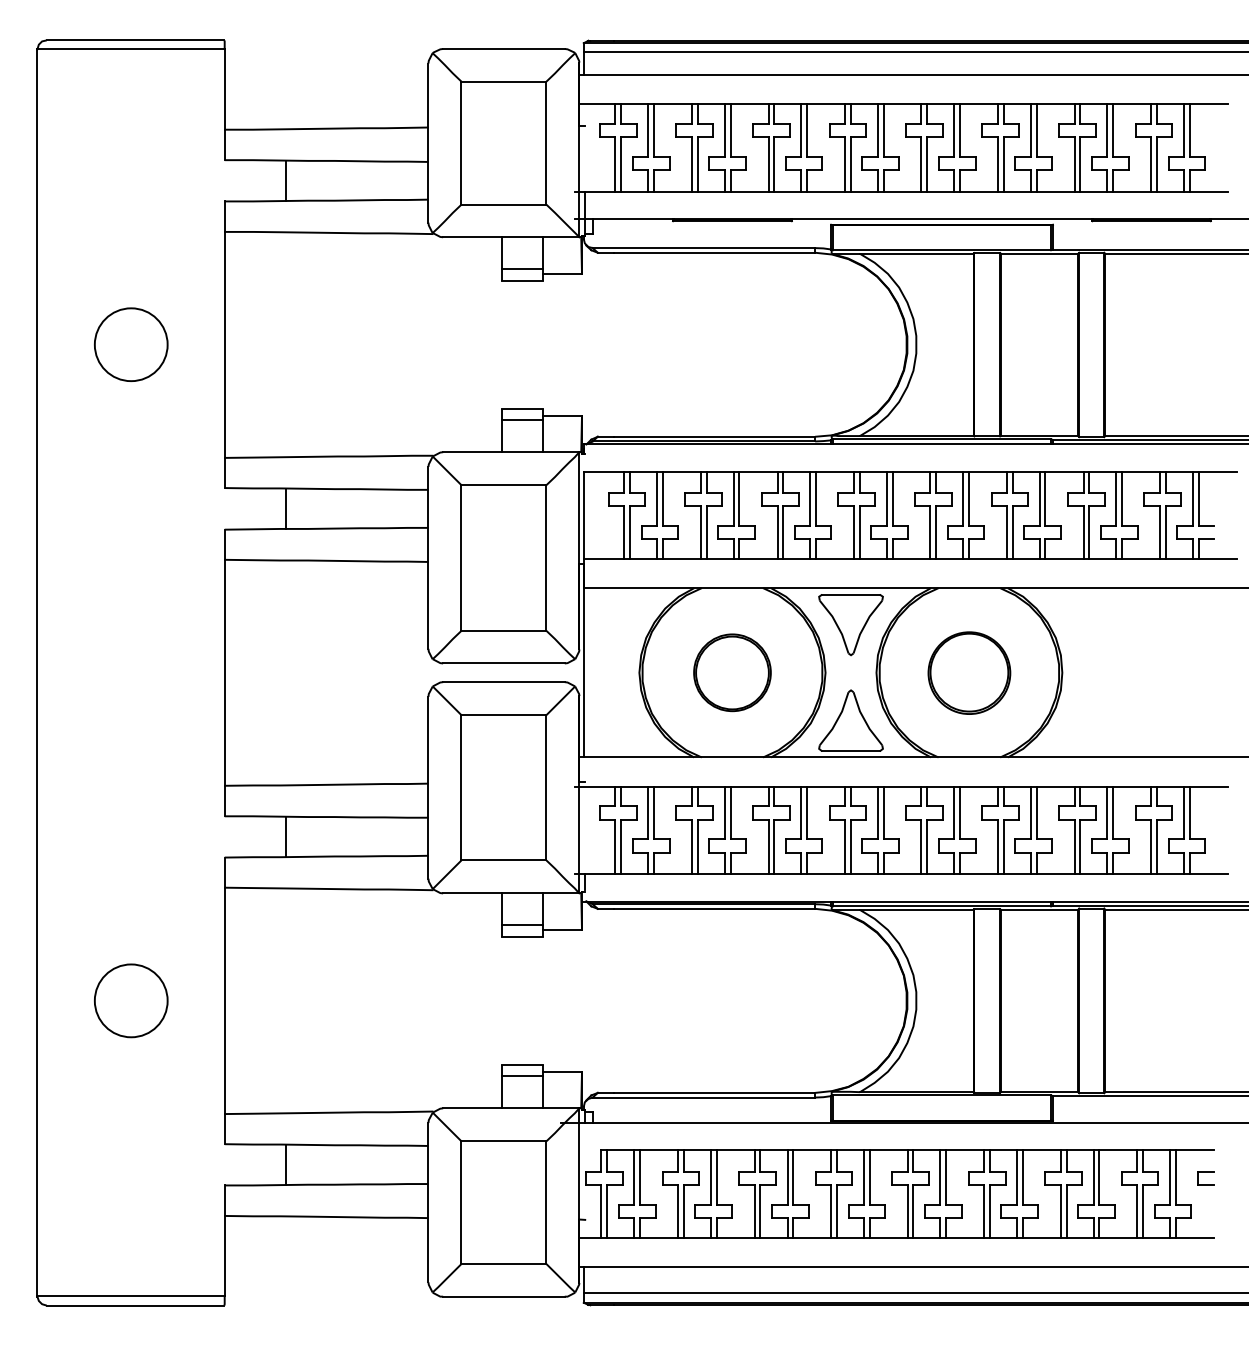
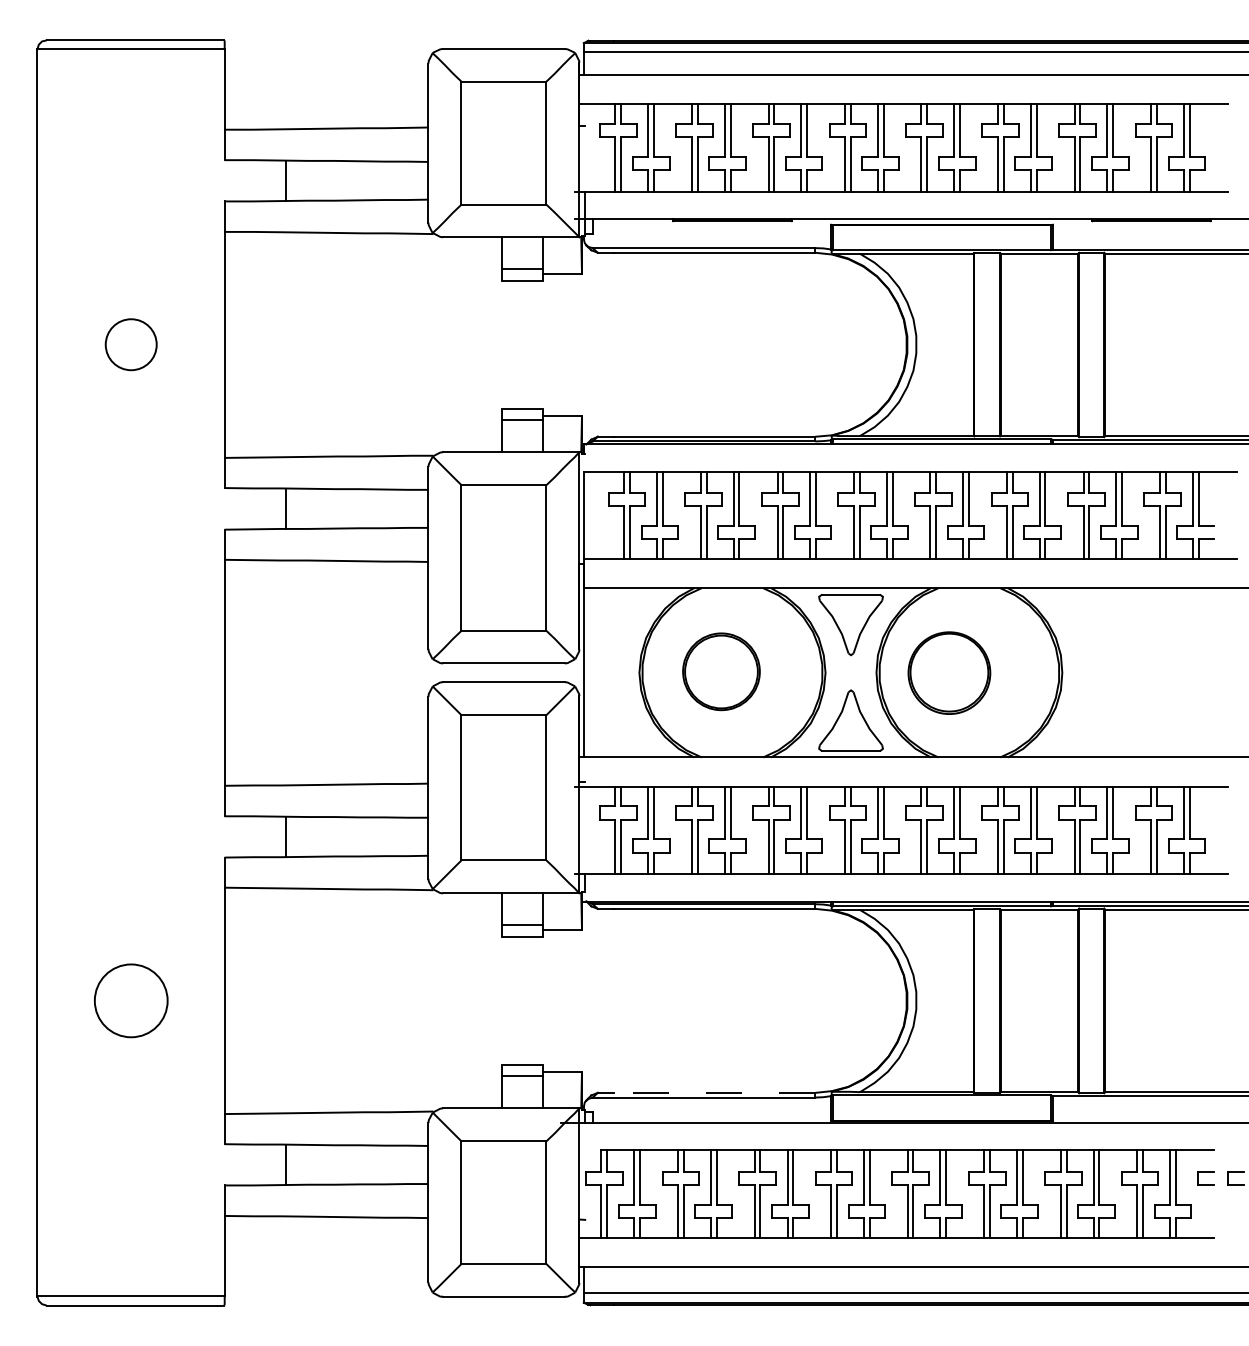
circle diameter: 73 px -> 51 px (130, 344)
part position: (732, 672) -> (721, 671) (721, 671)
part position: (969, 672) -> (949, 672) (949, 672)
line: solid -> dashed (714, 1092)
part: none -> present (1235, 1178)
